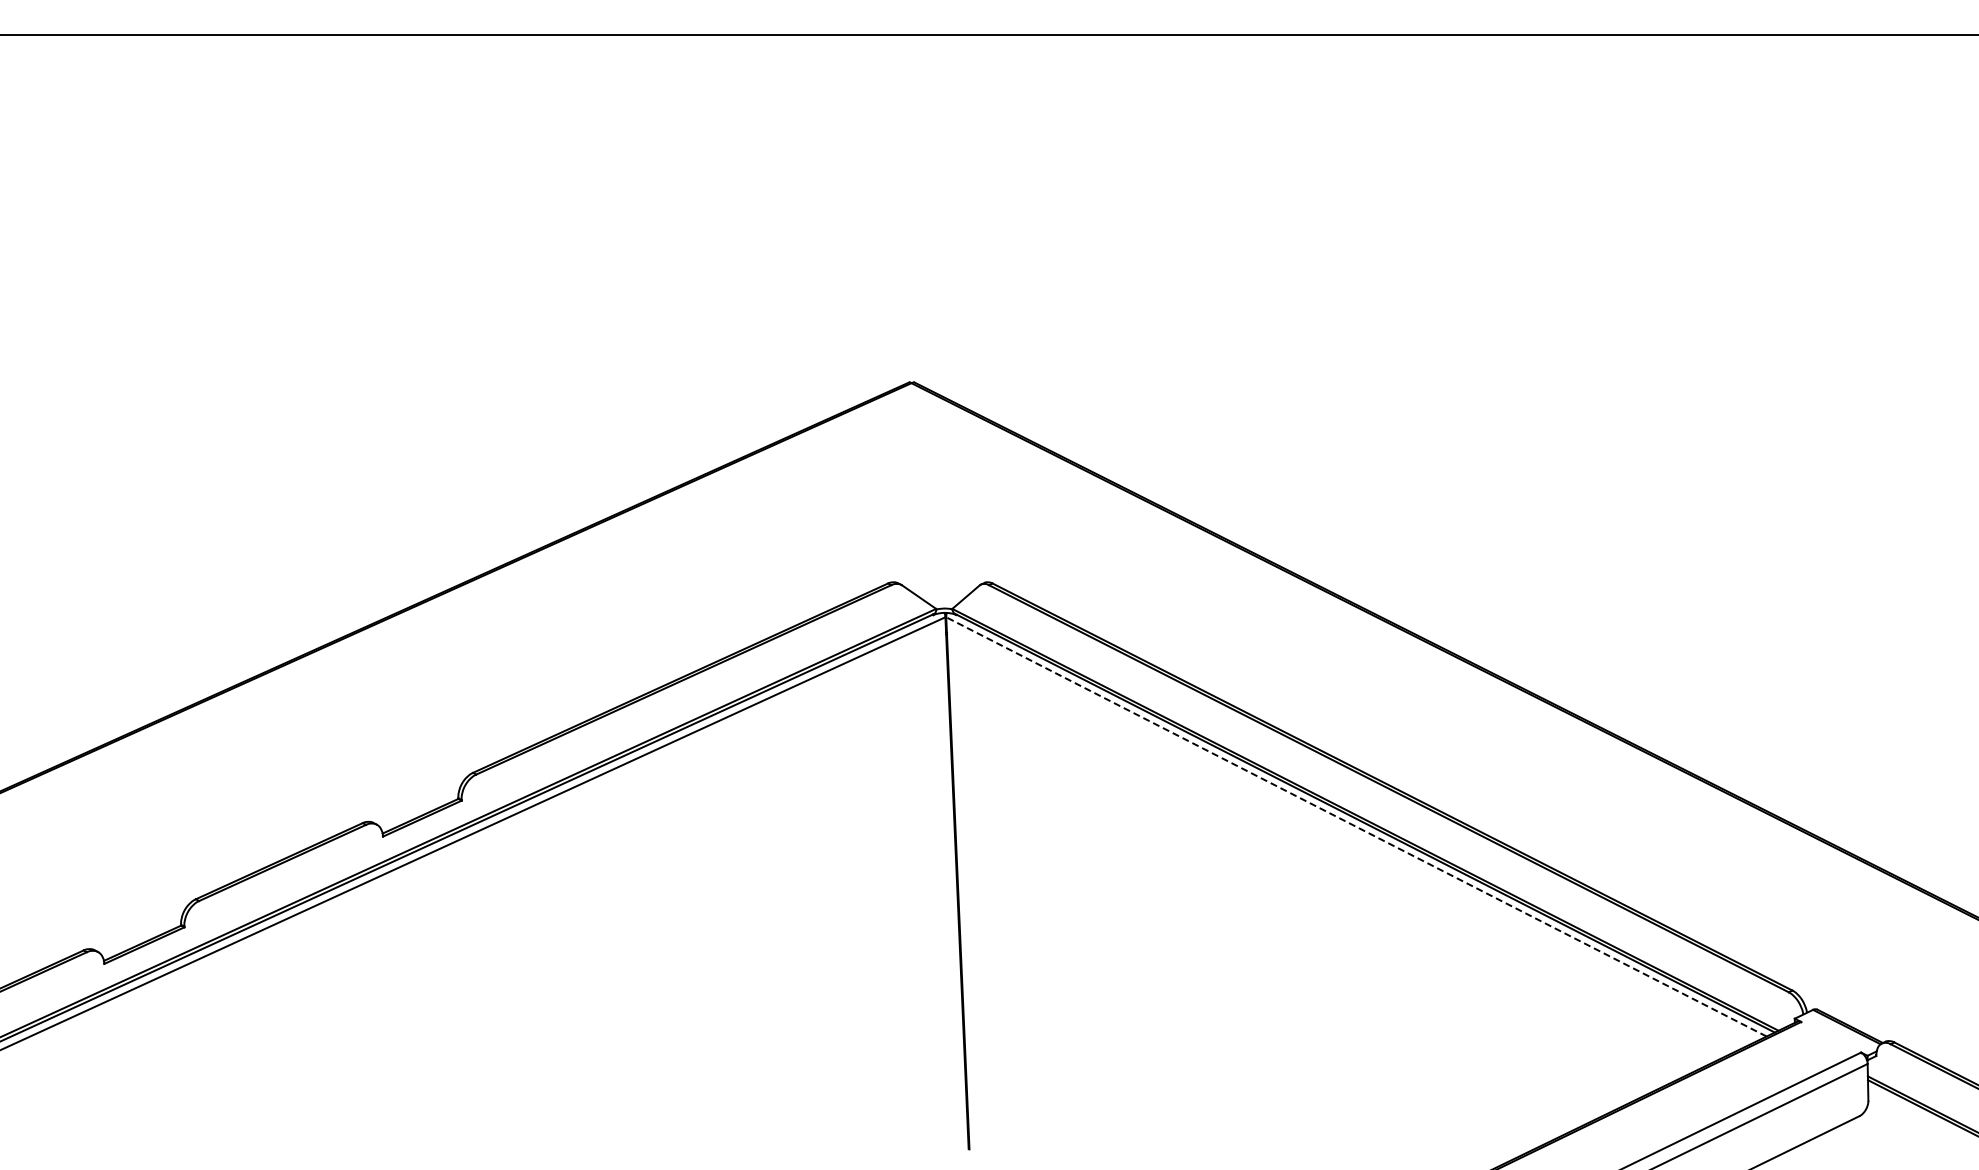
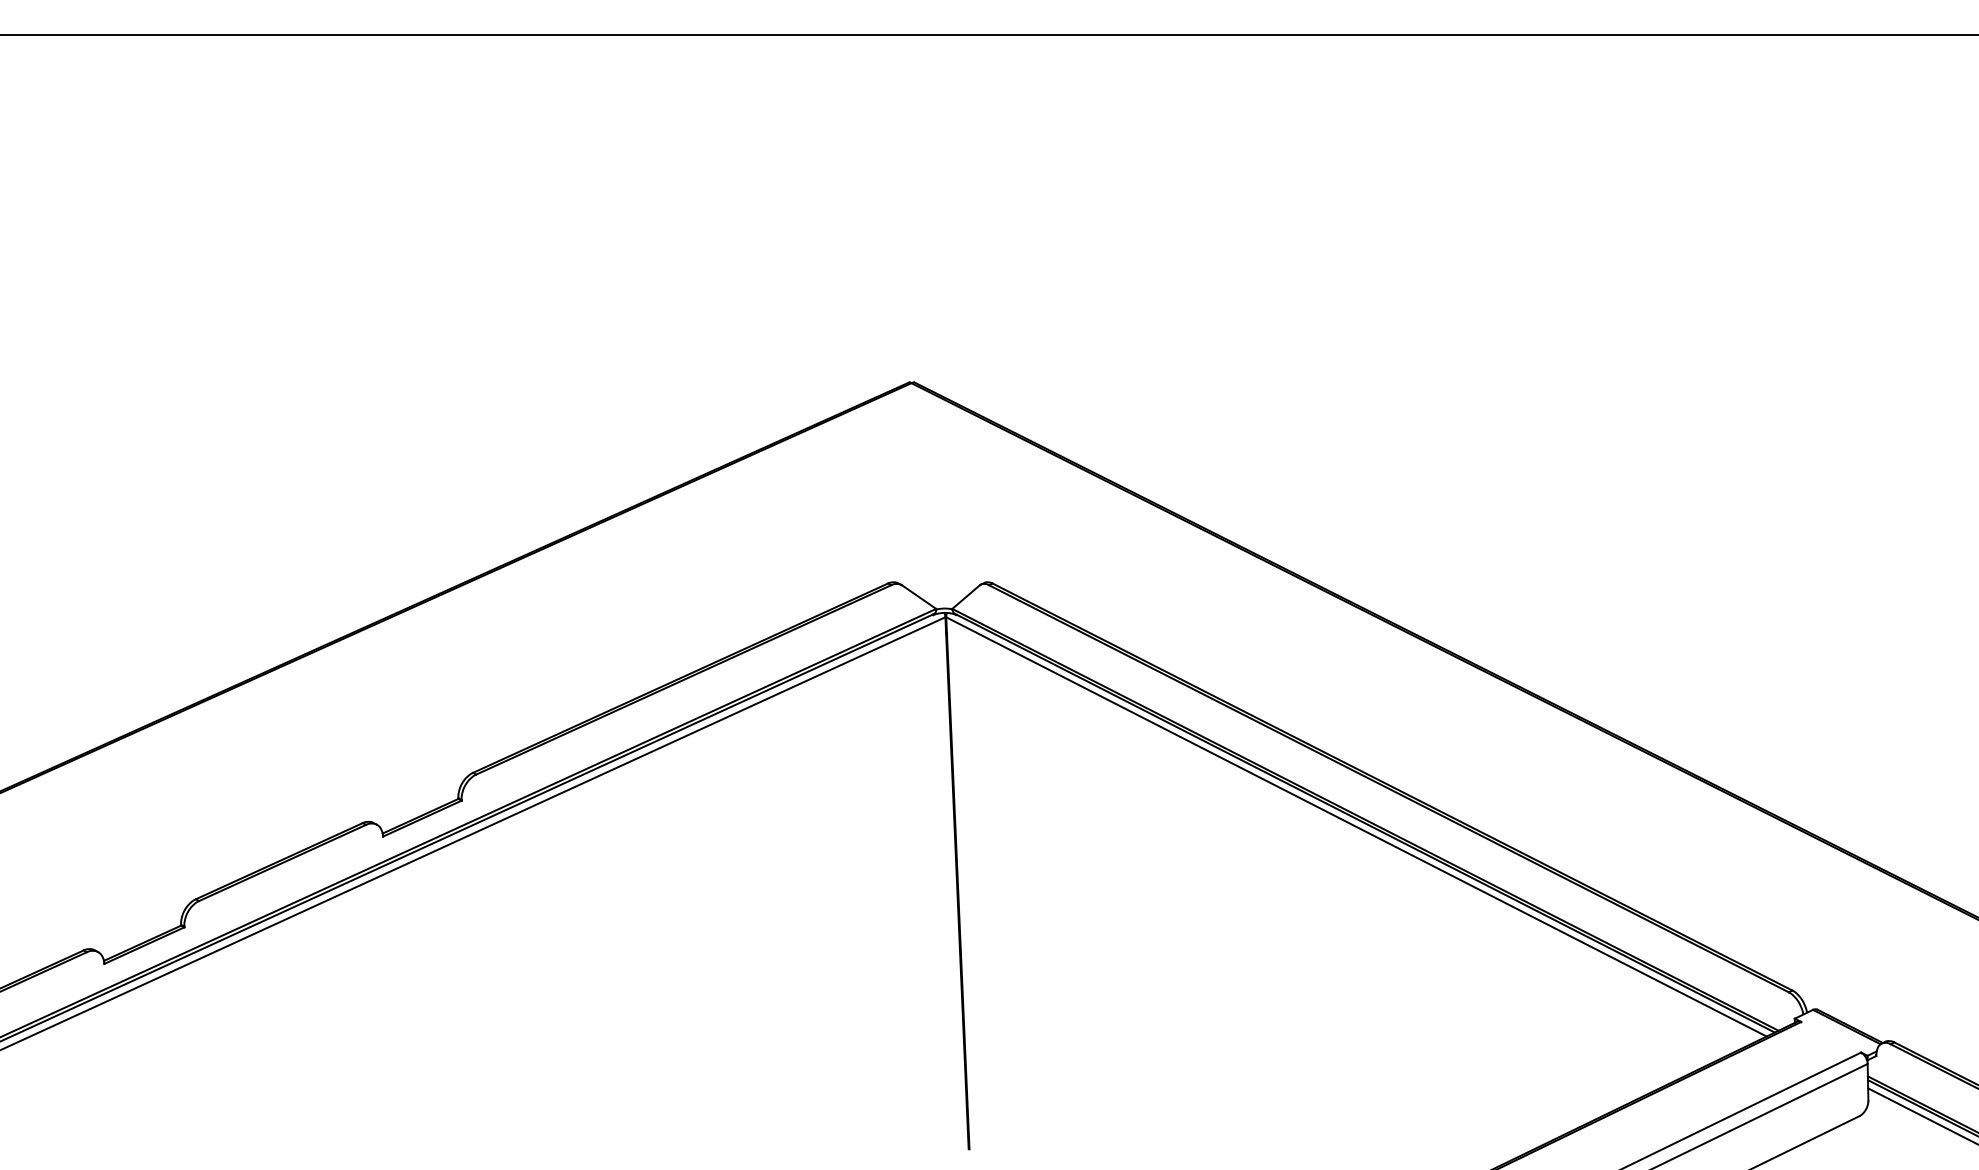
line: dashed -> solid (1356, 826)
line: none -> present (1921, 1115)
